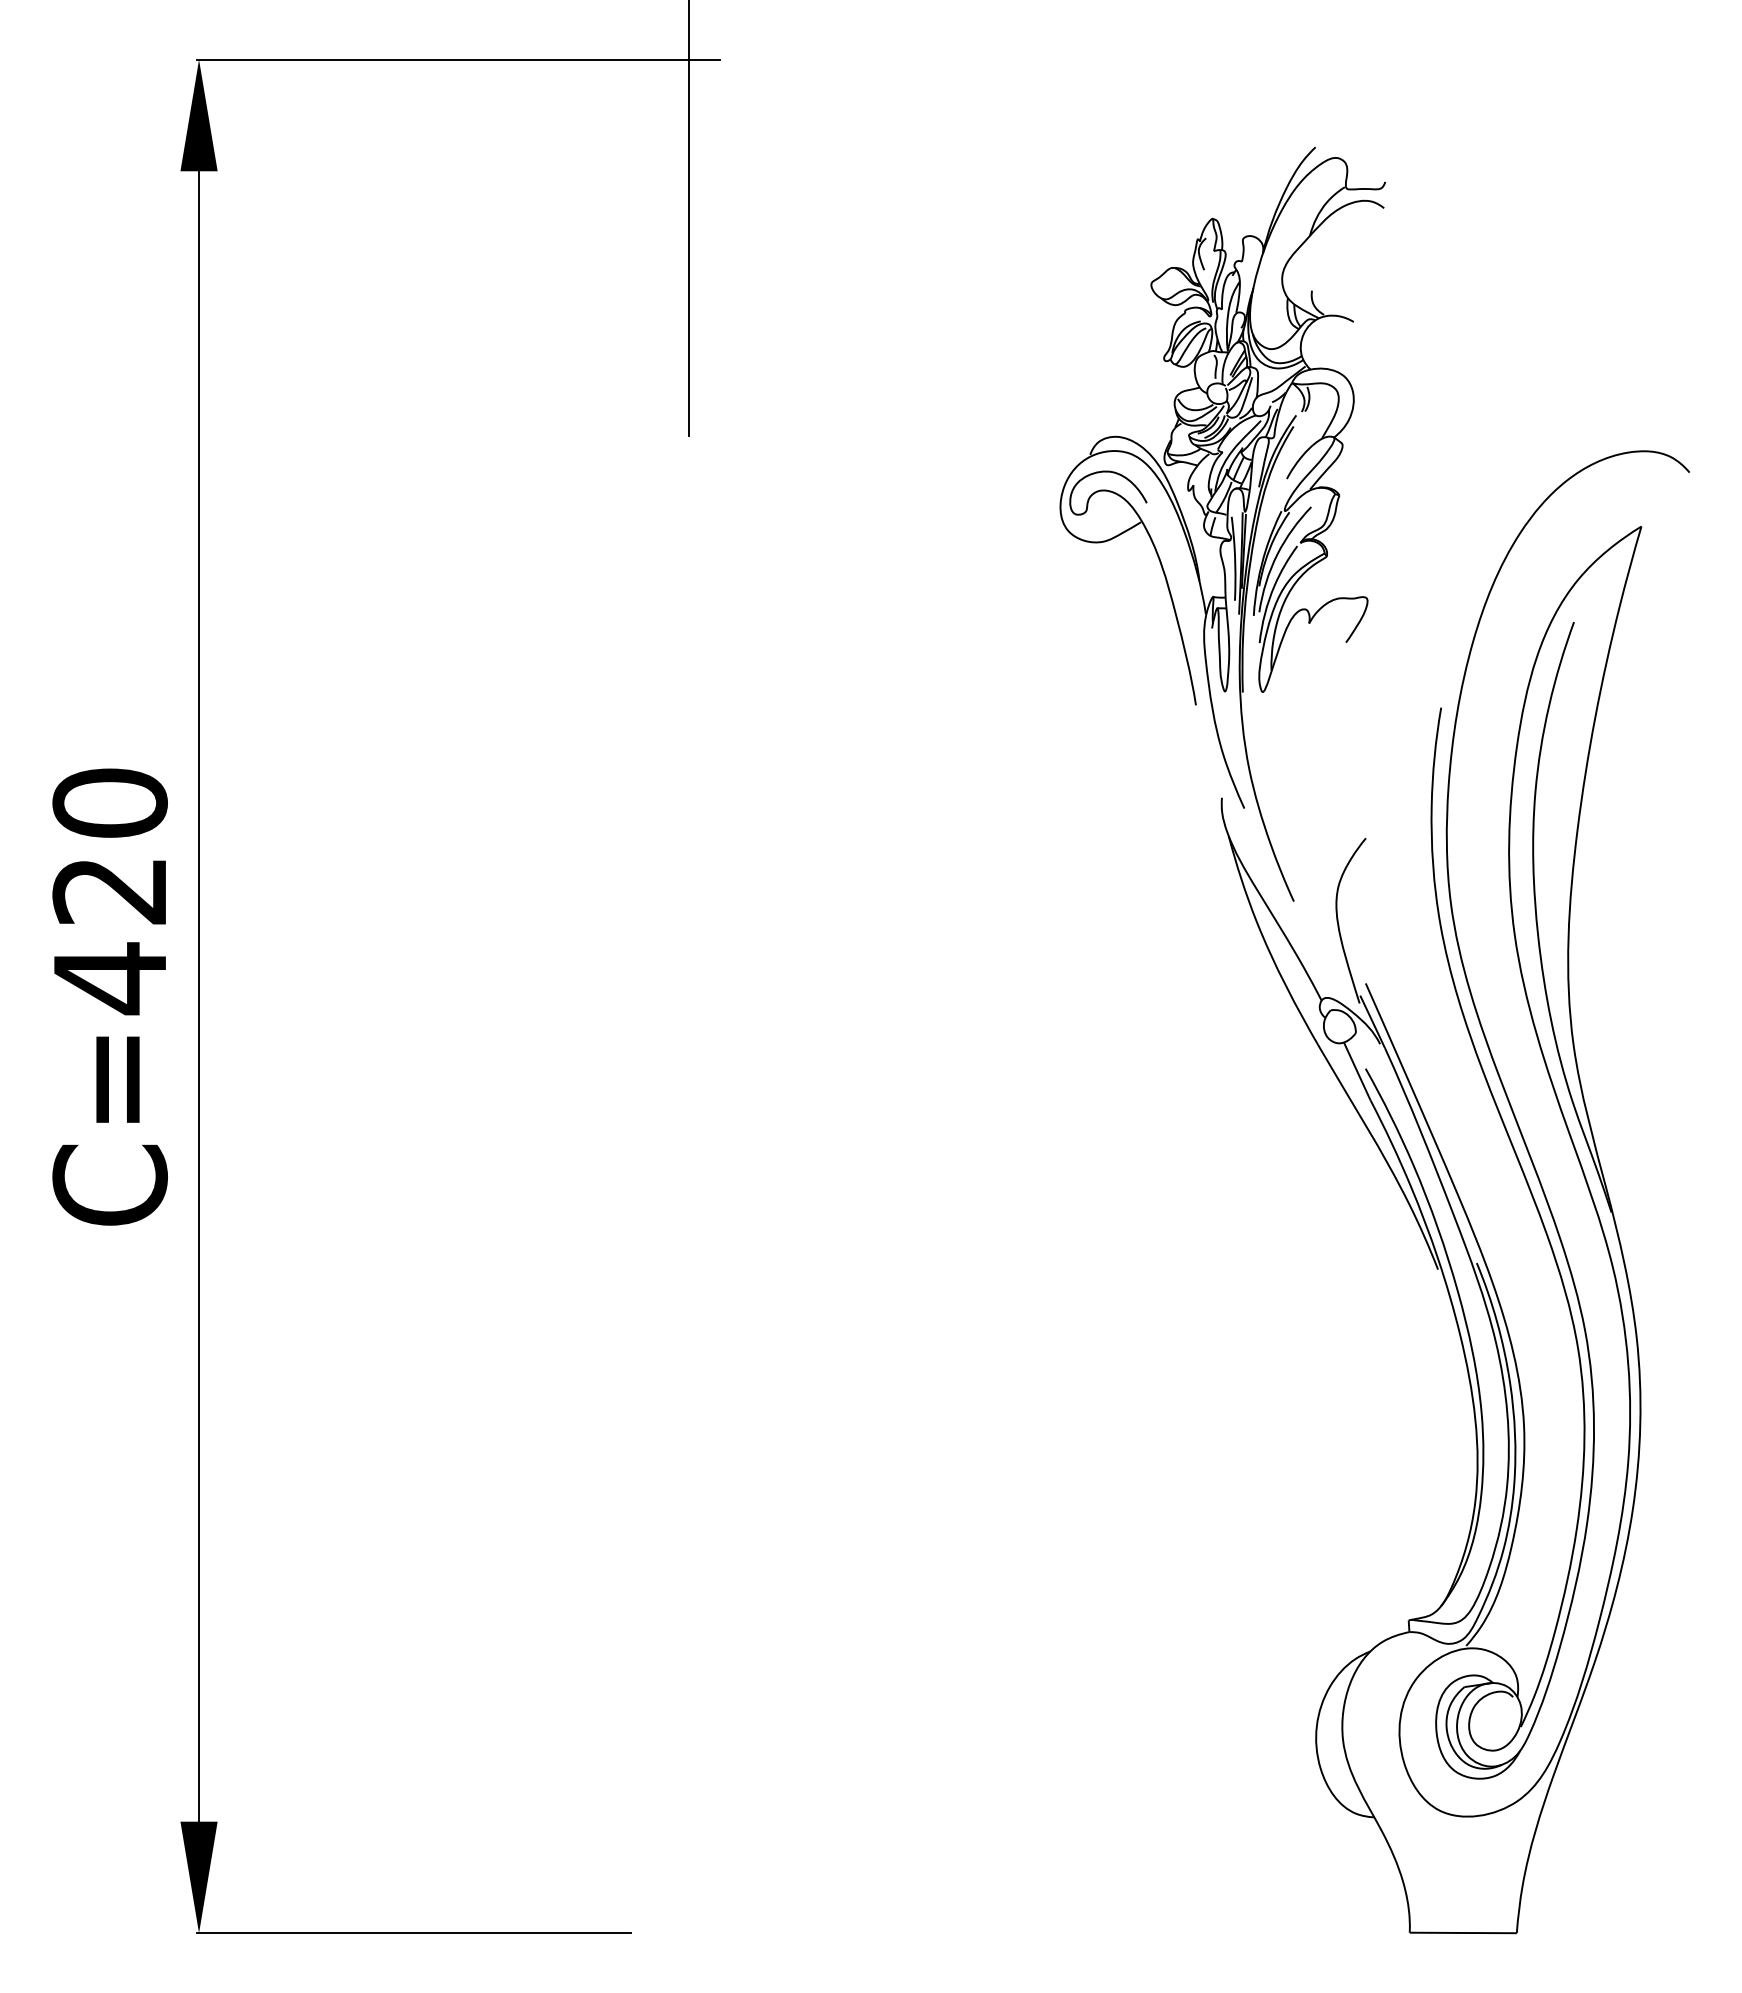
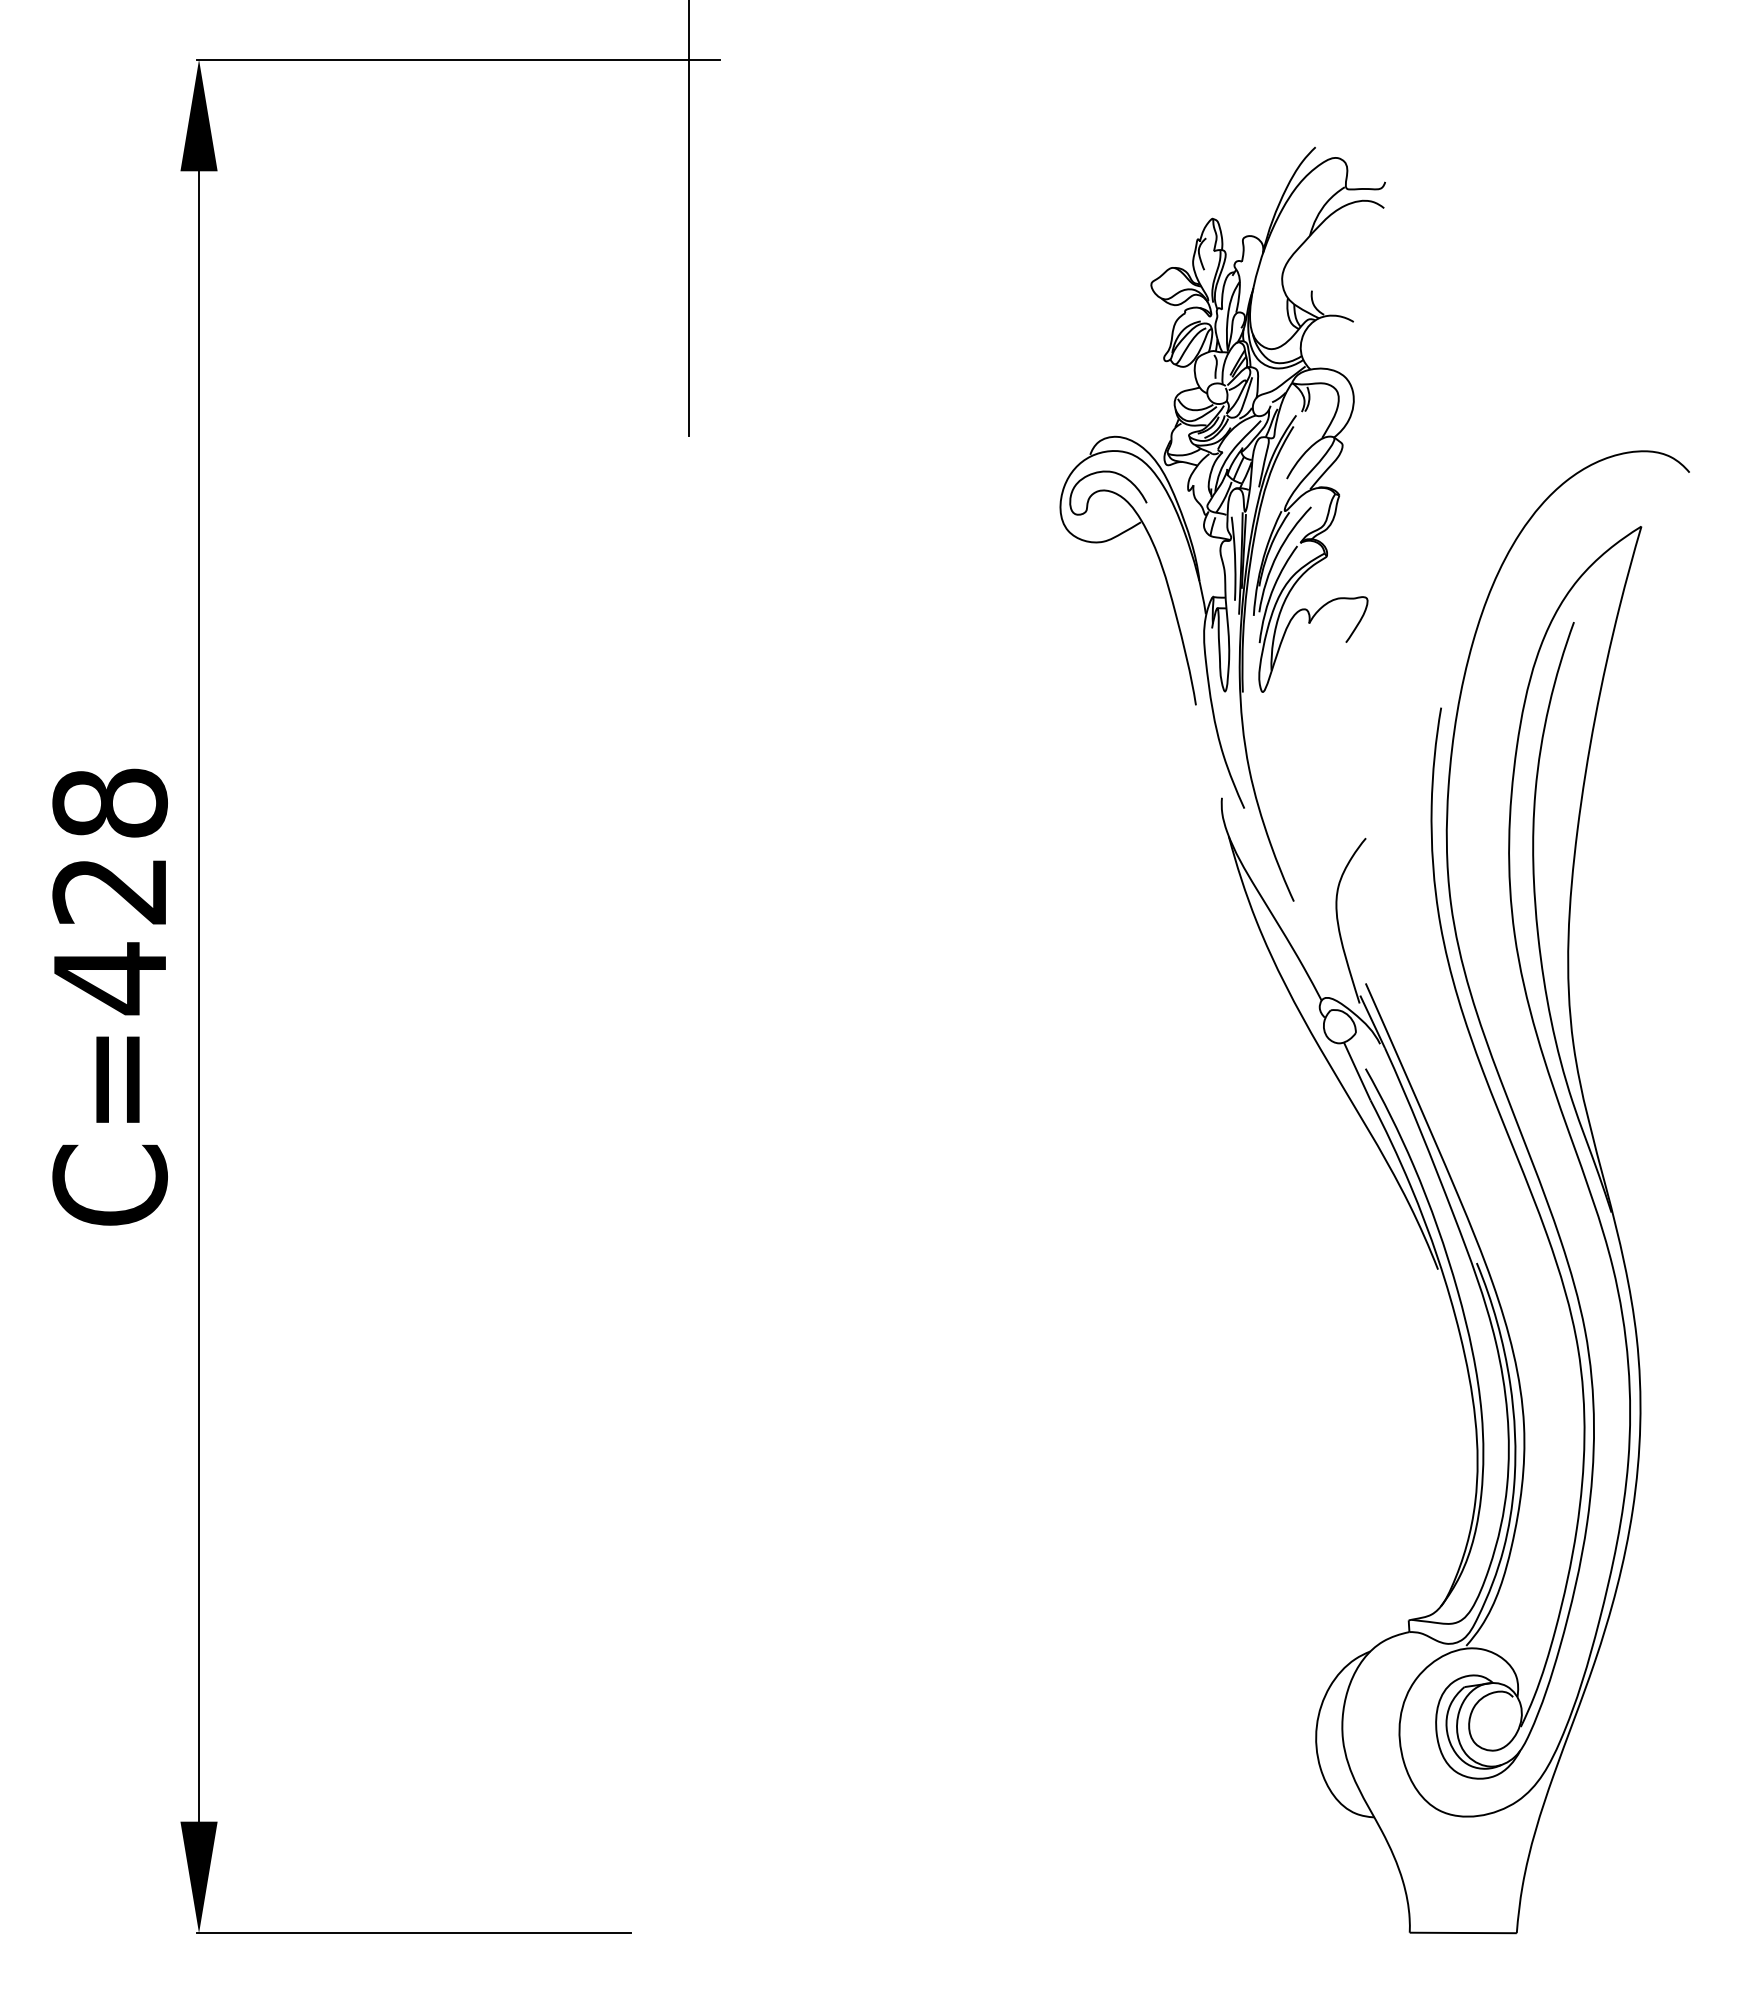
text: C=420 -> C=428 (109, 802)
